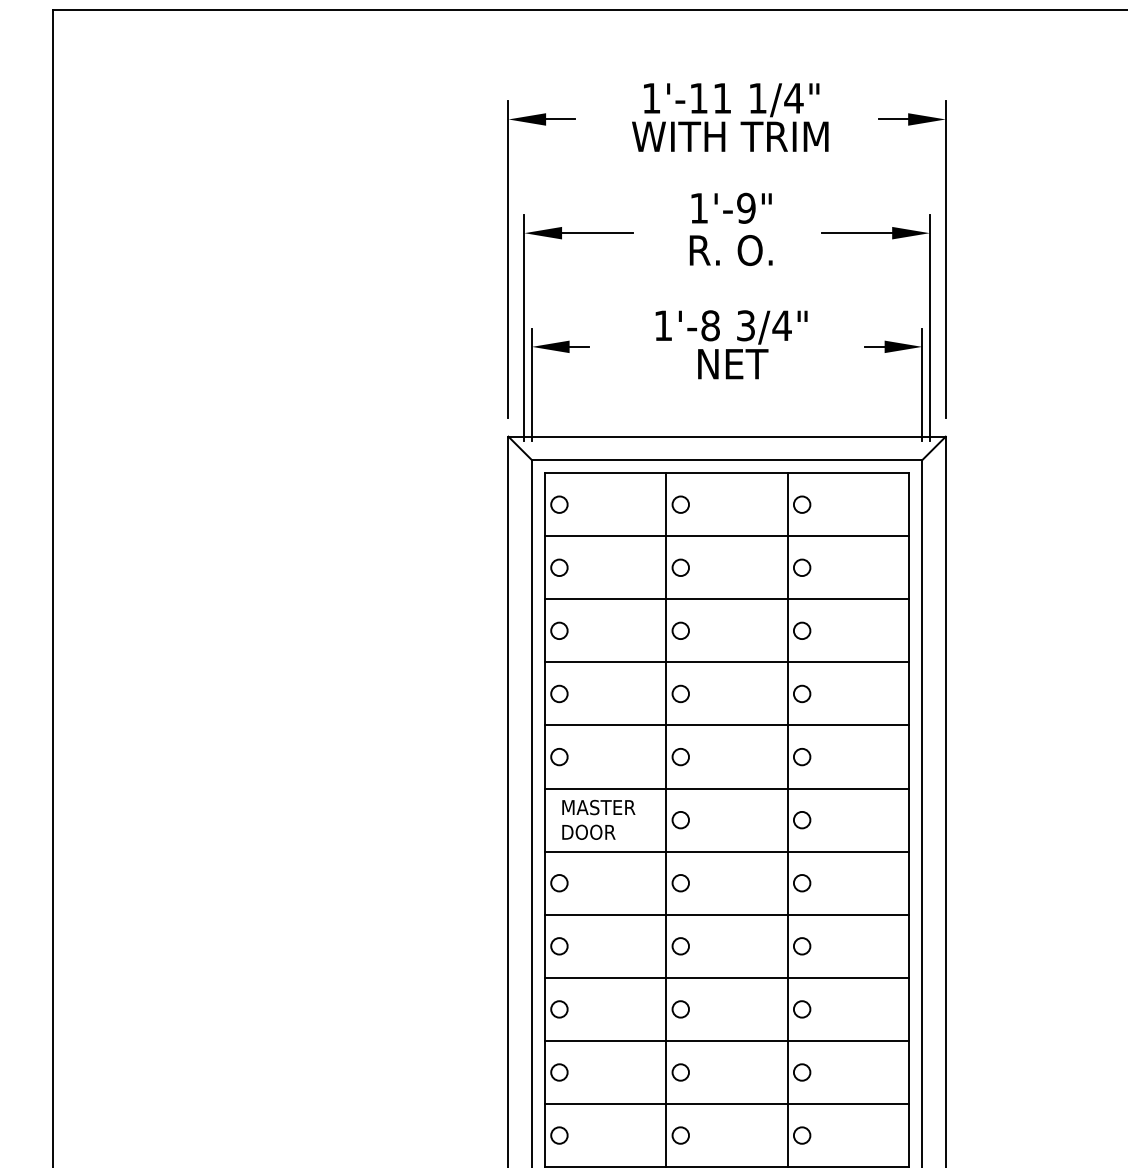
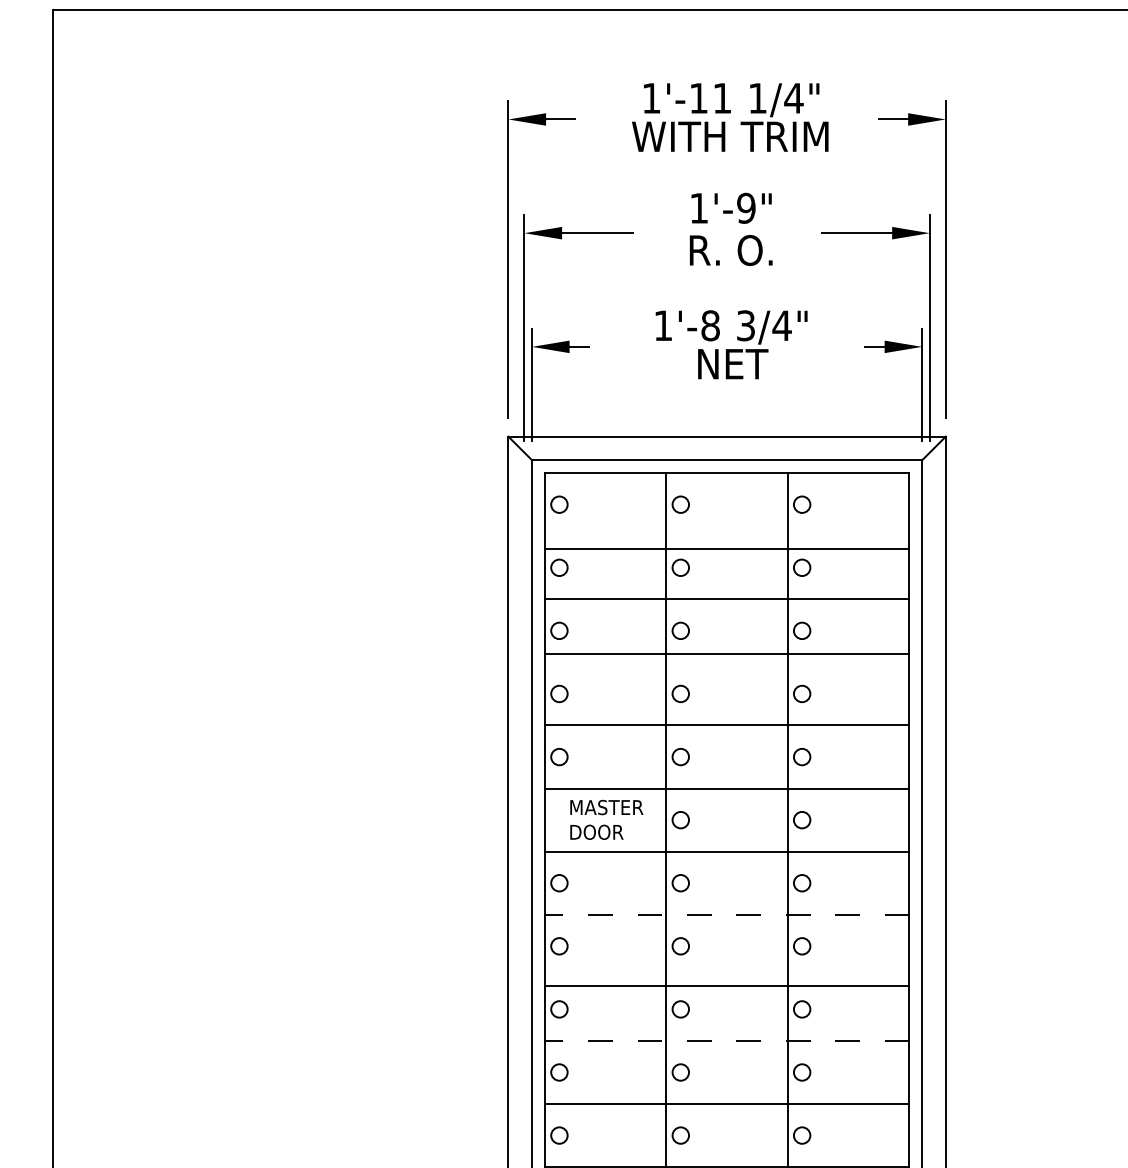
line position: (726, 536) -> (726, 549) (726, 549)
line position: (726, 662) -> (726, 654) (726, 654)
text position: (598, 819) -> (606, 819) (606, 819)
line: solid -> dashed (726, 914)
line position: (726, 977) -> (726, 985) (726, 985)
line: solid -> dashed (726, 1040)
